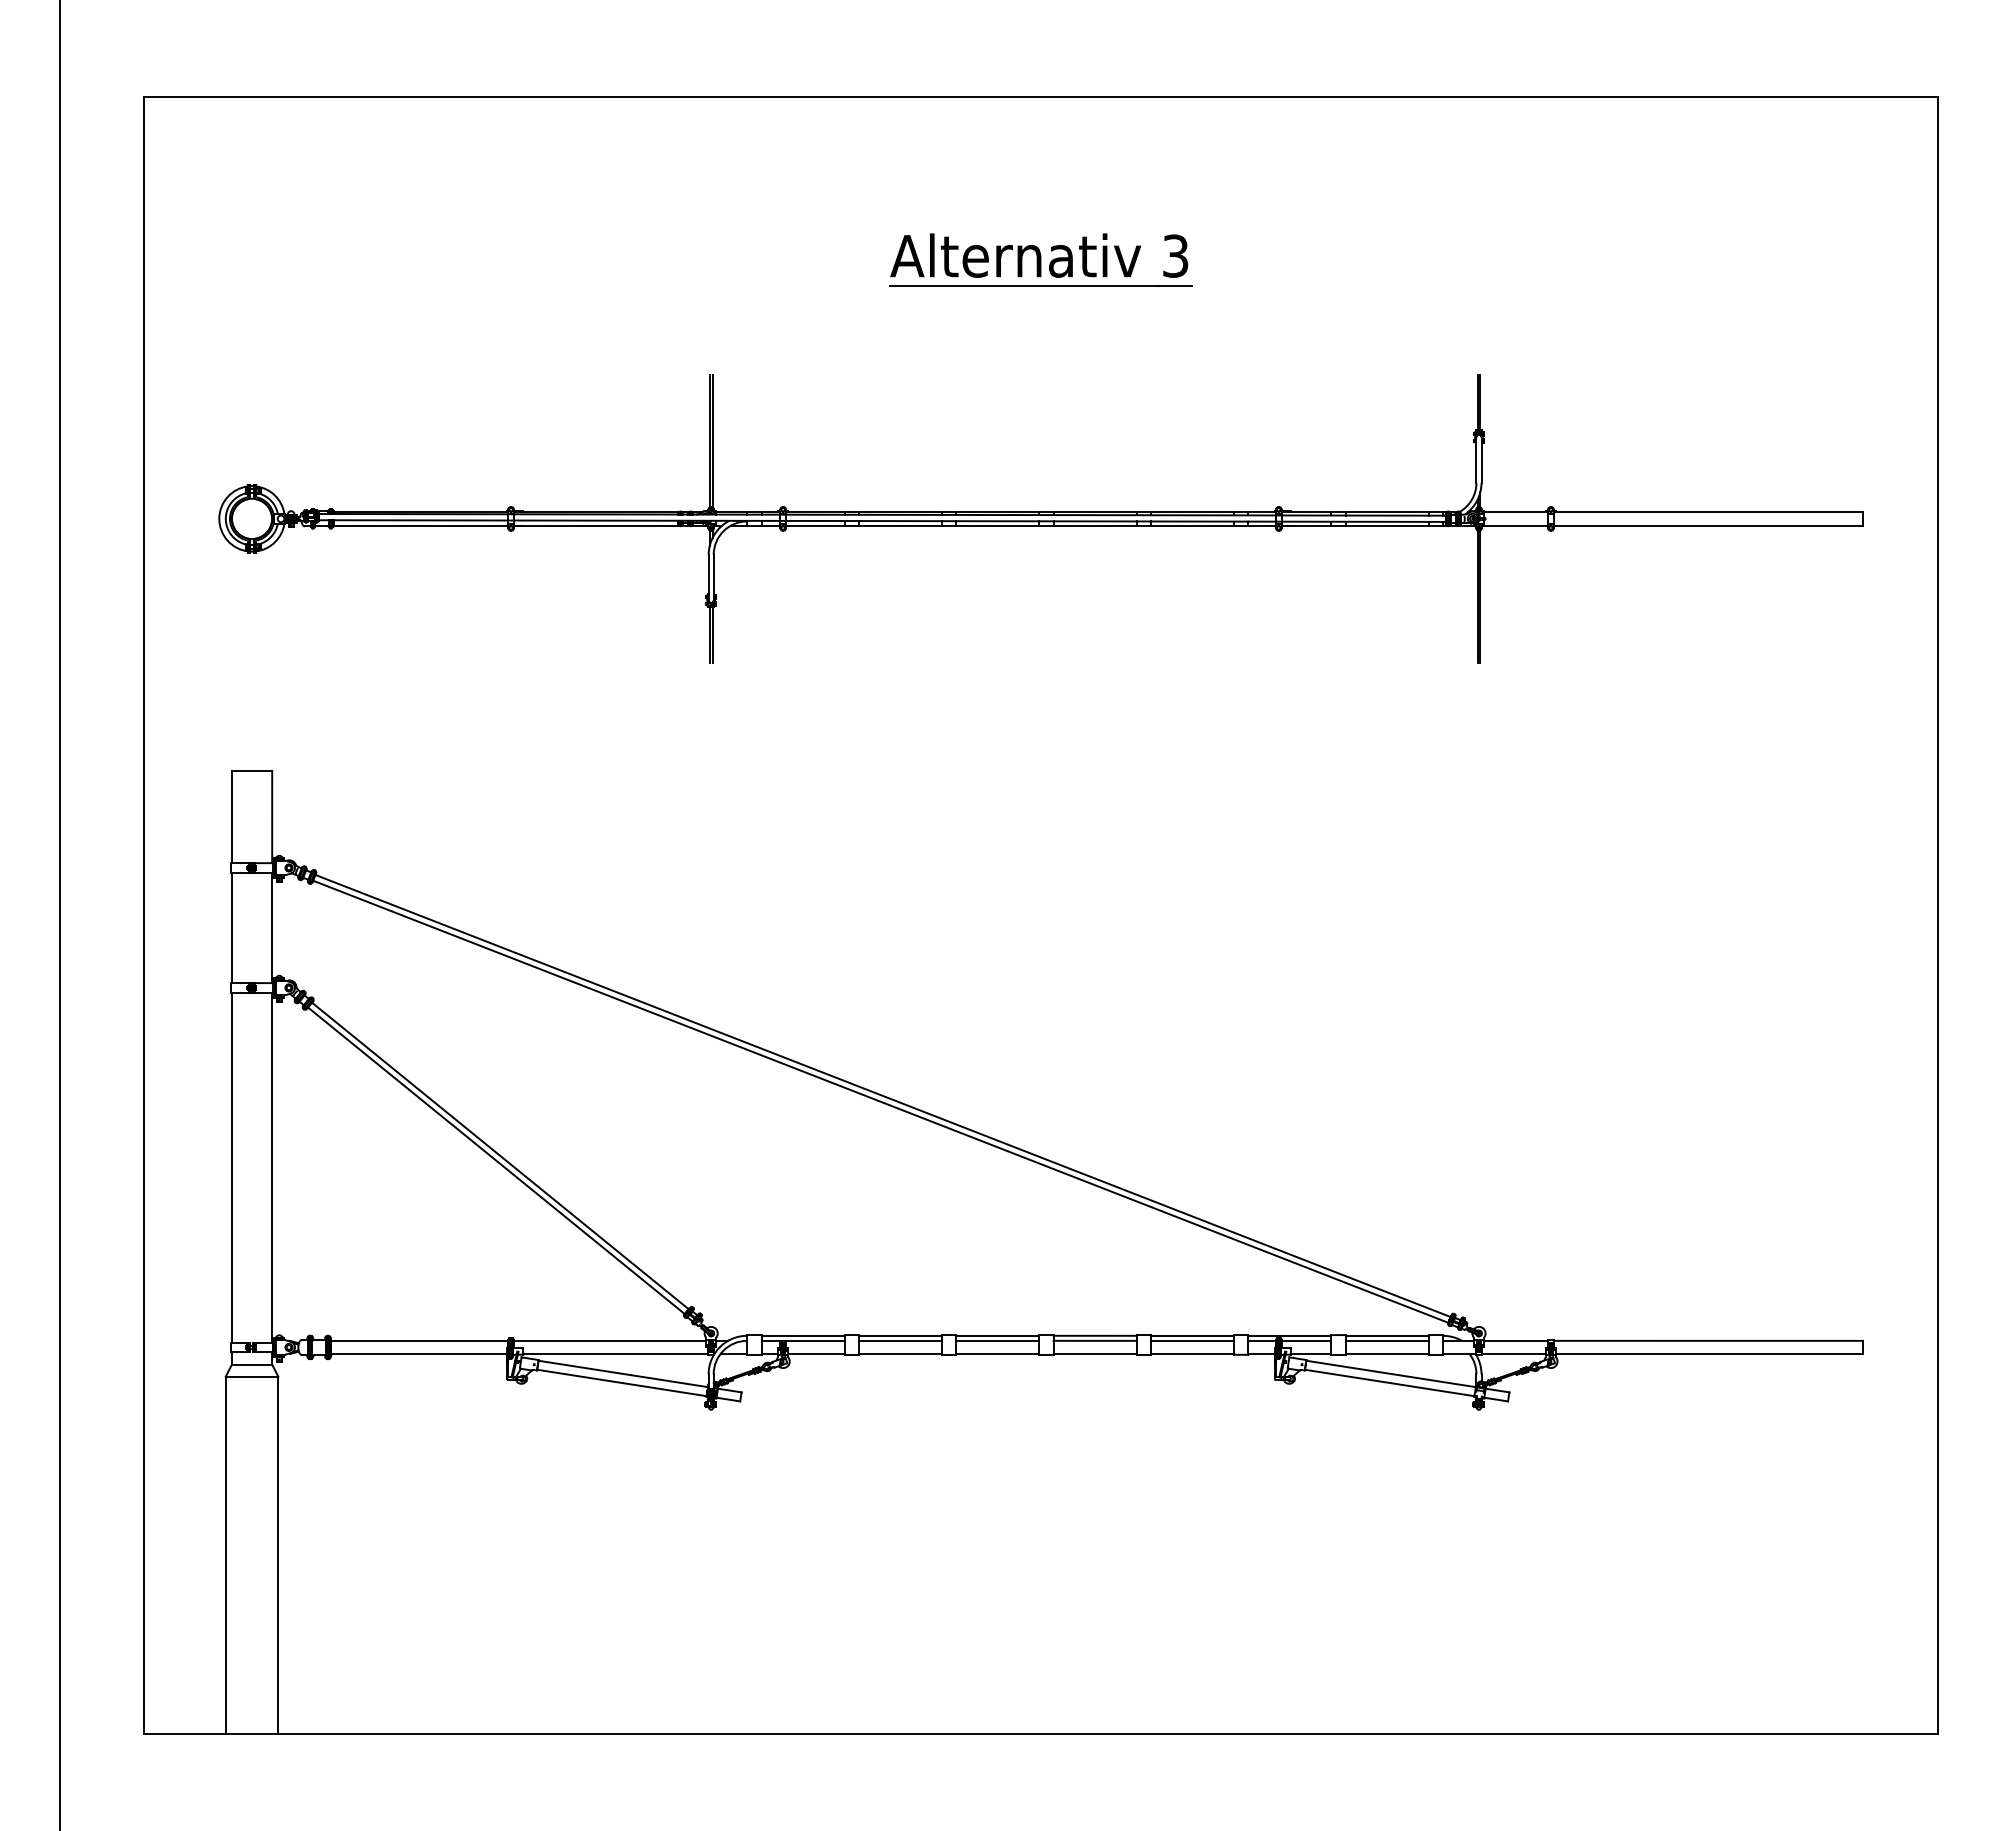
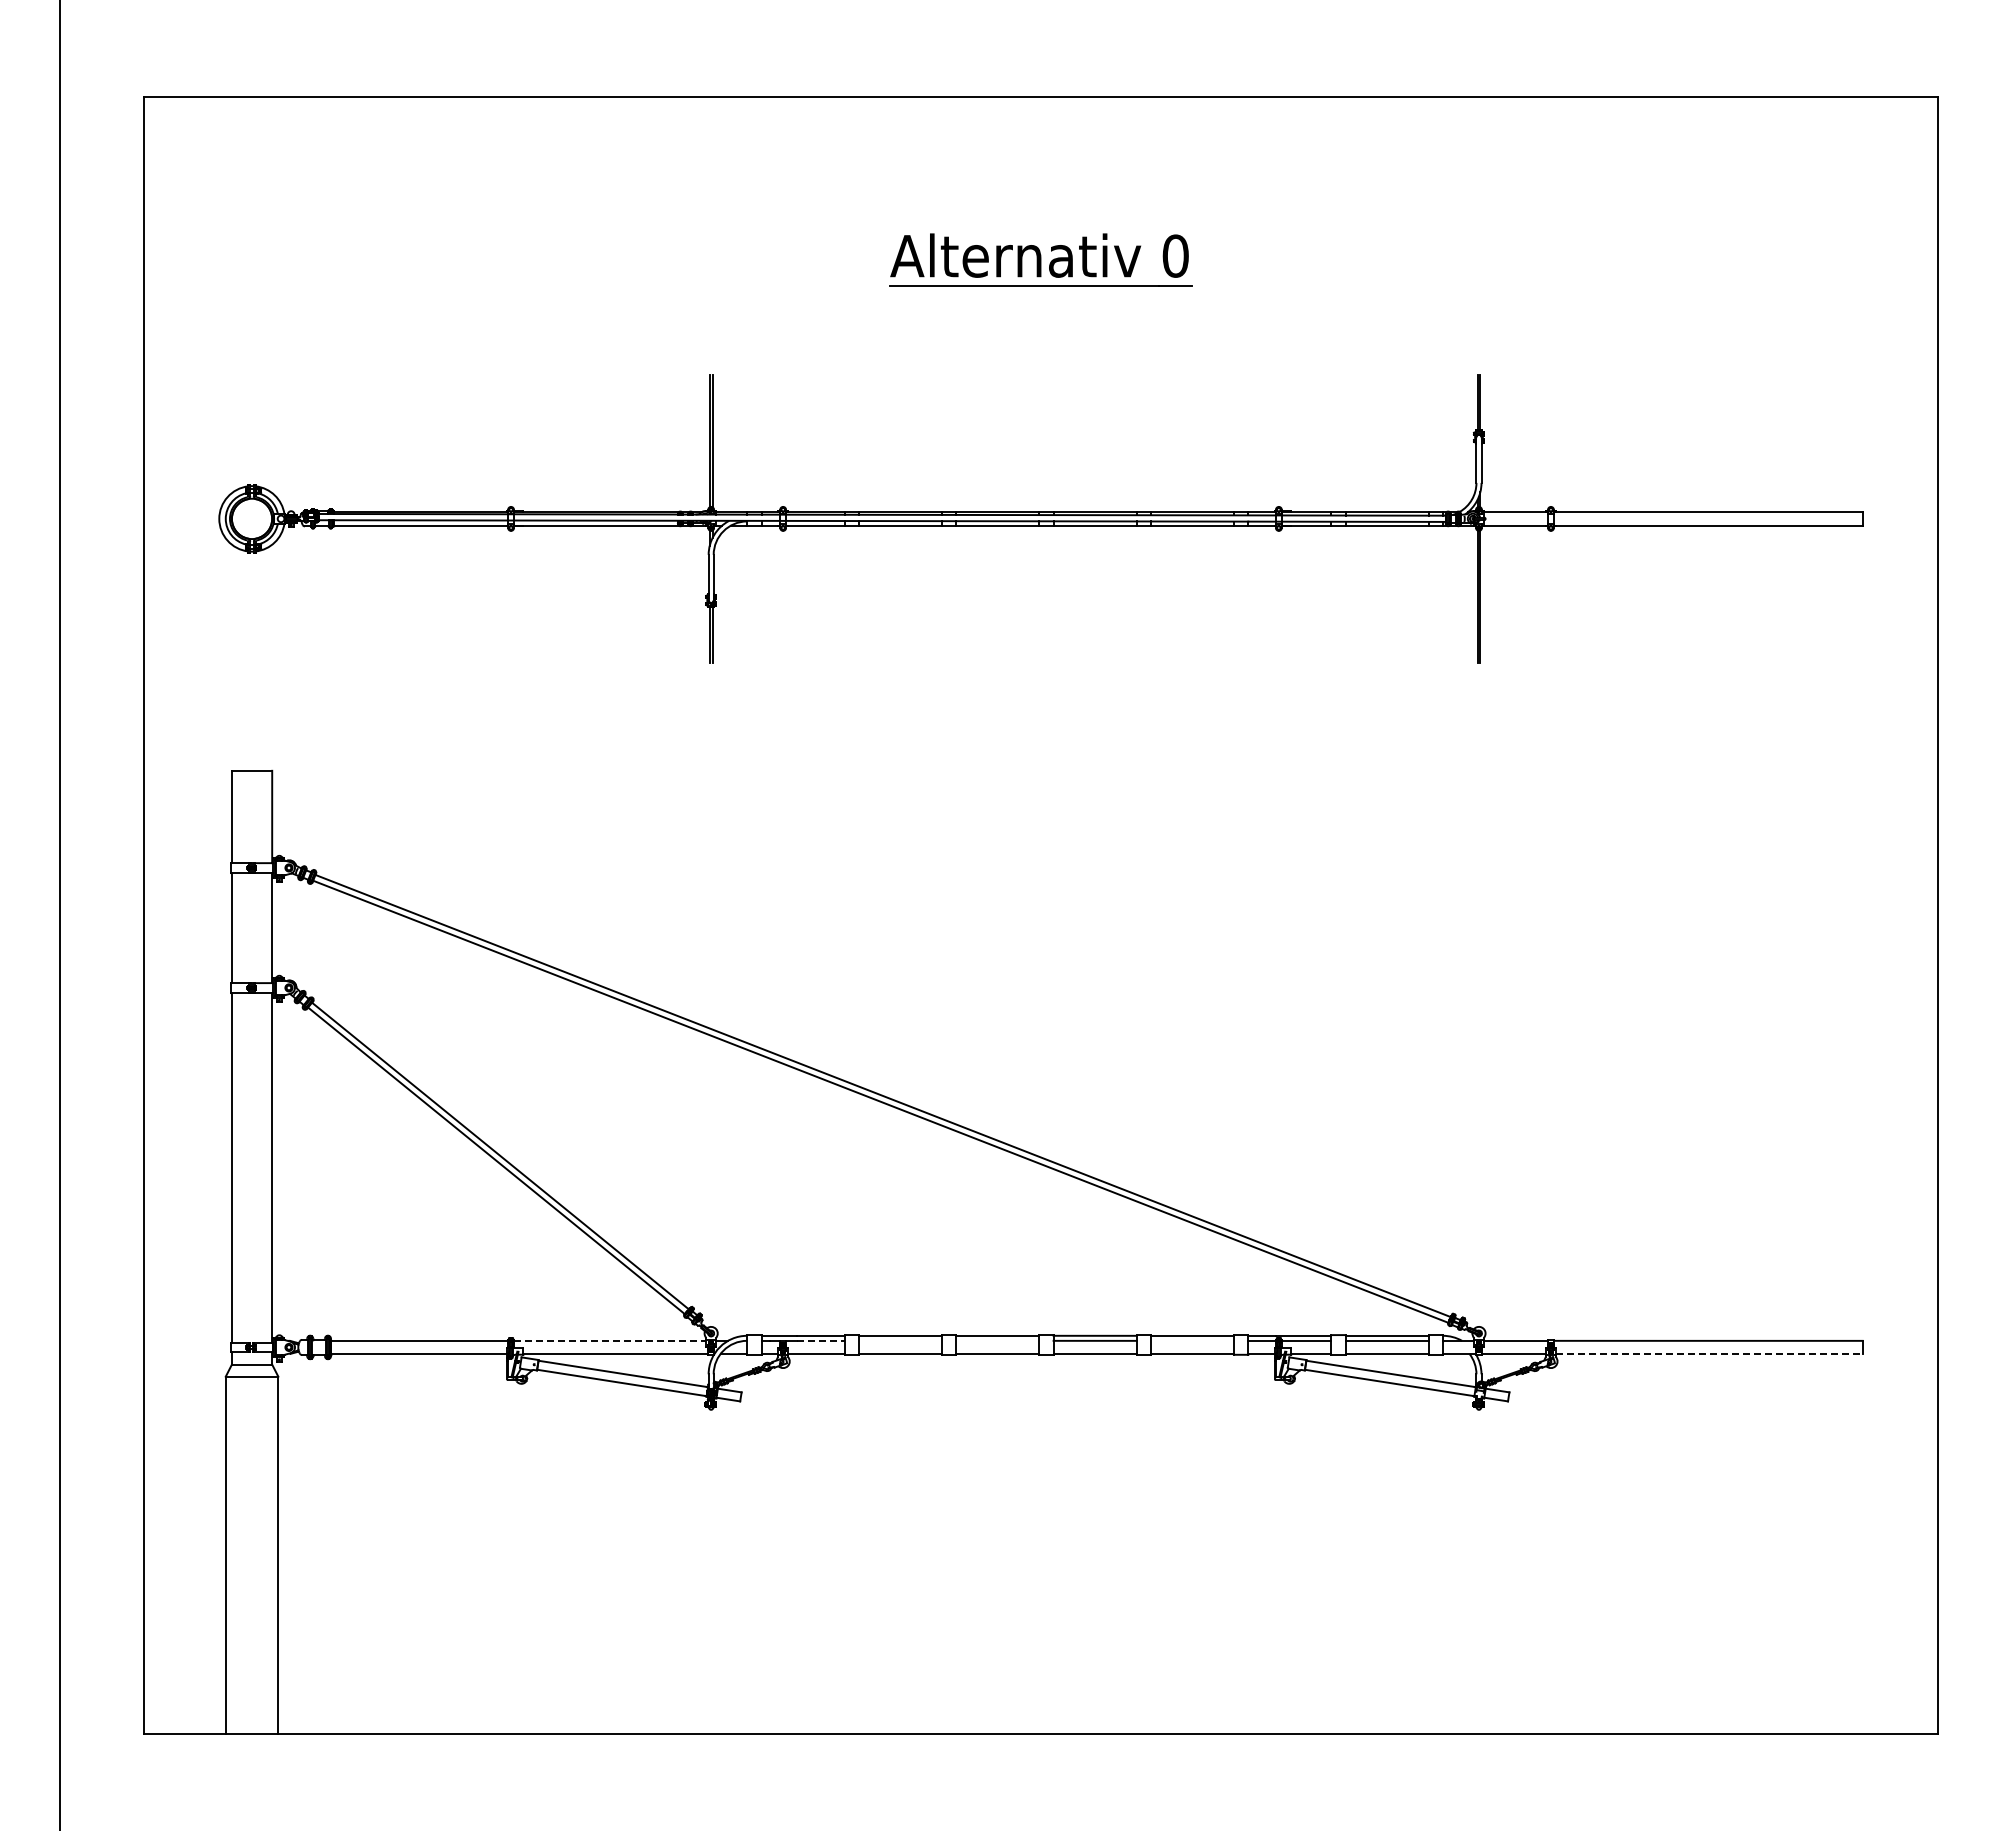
text: 3 -> 0 (1175, 255)
line: solid -> dashed (610, 1340)
line: solid -> dashed (821, 1340)
line: present -> none (899, 1340)
line: present -> none (997, 1340)
line: present -> none (1191, 1340)
line: solid -> dashed (1709, 1354)
